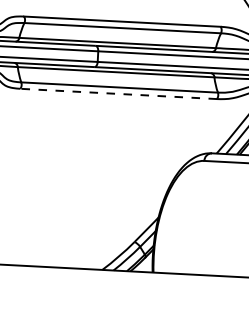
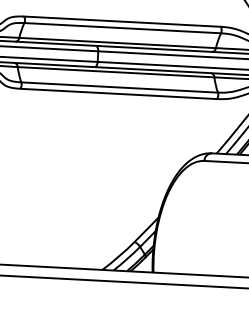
line: dashed -> solid (118, 93)
line: none -> present (123, 281)
